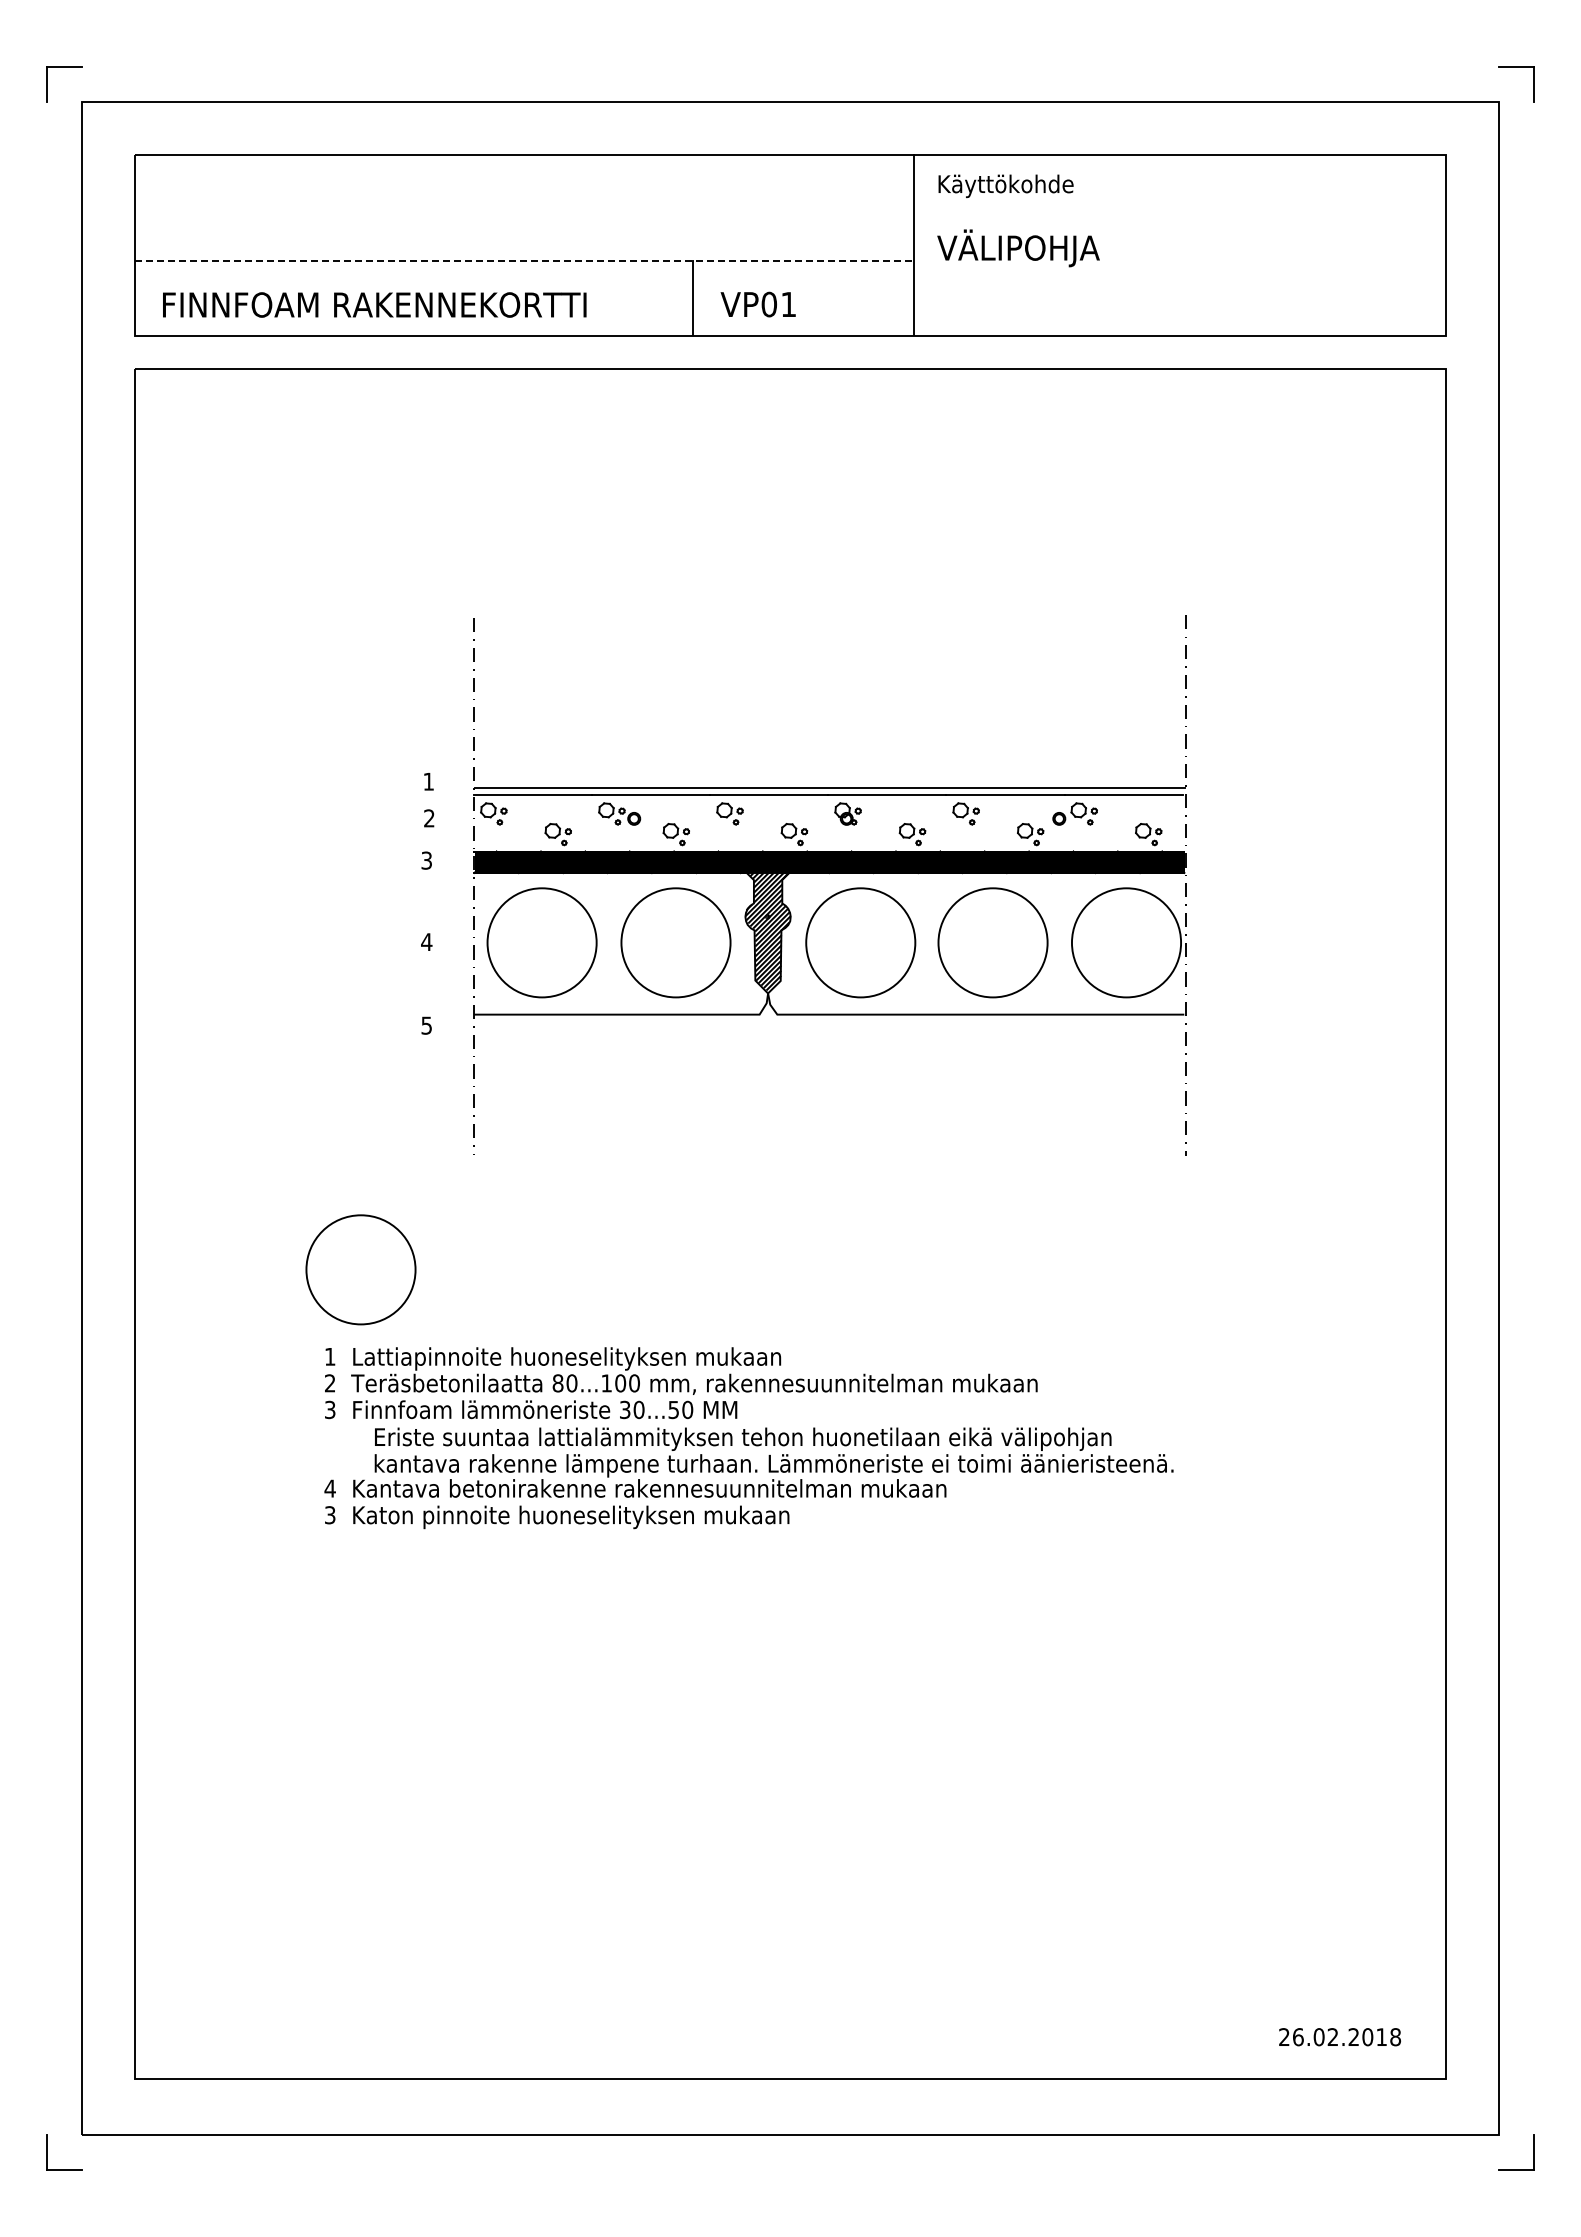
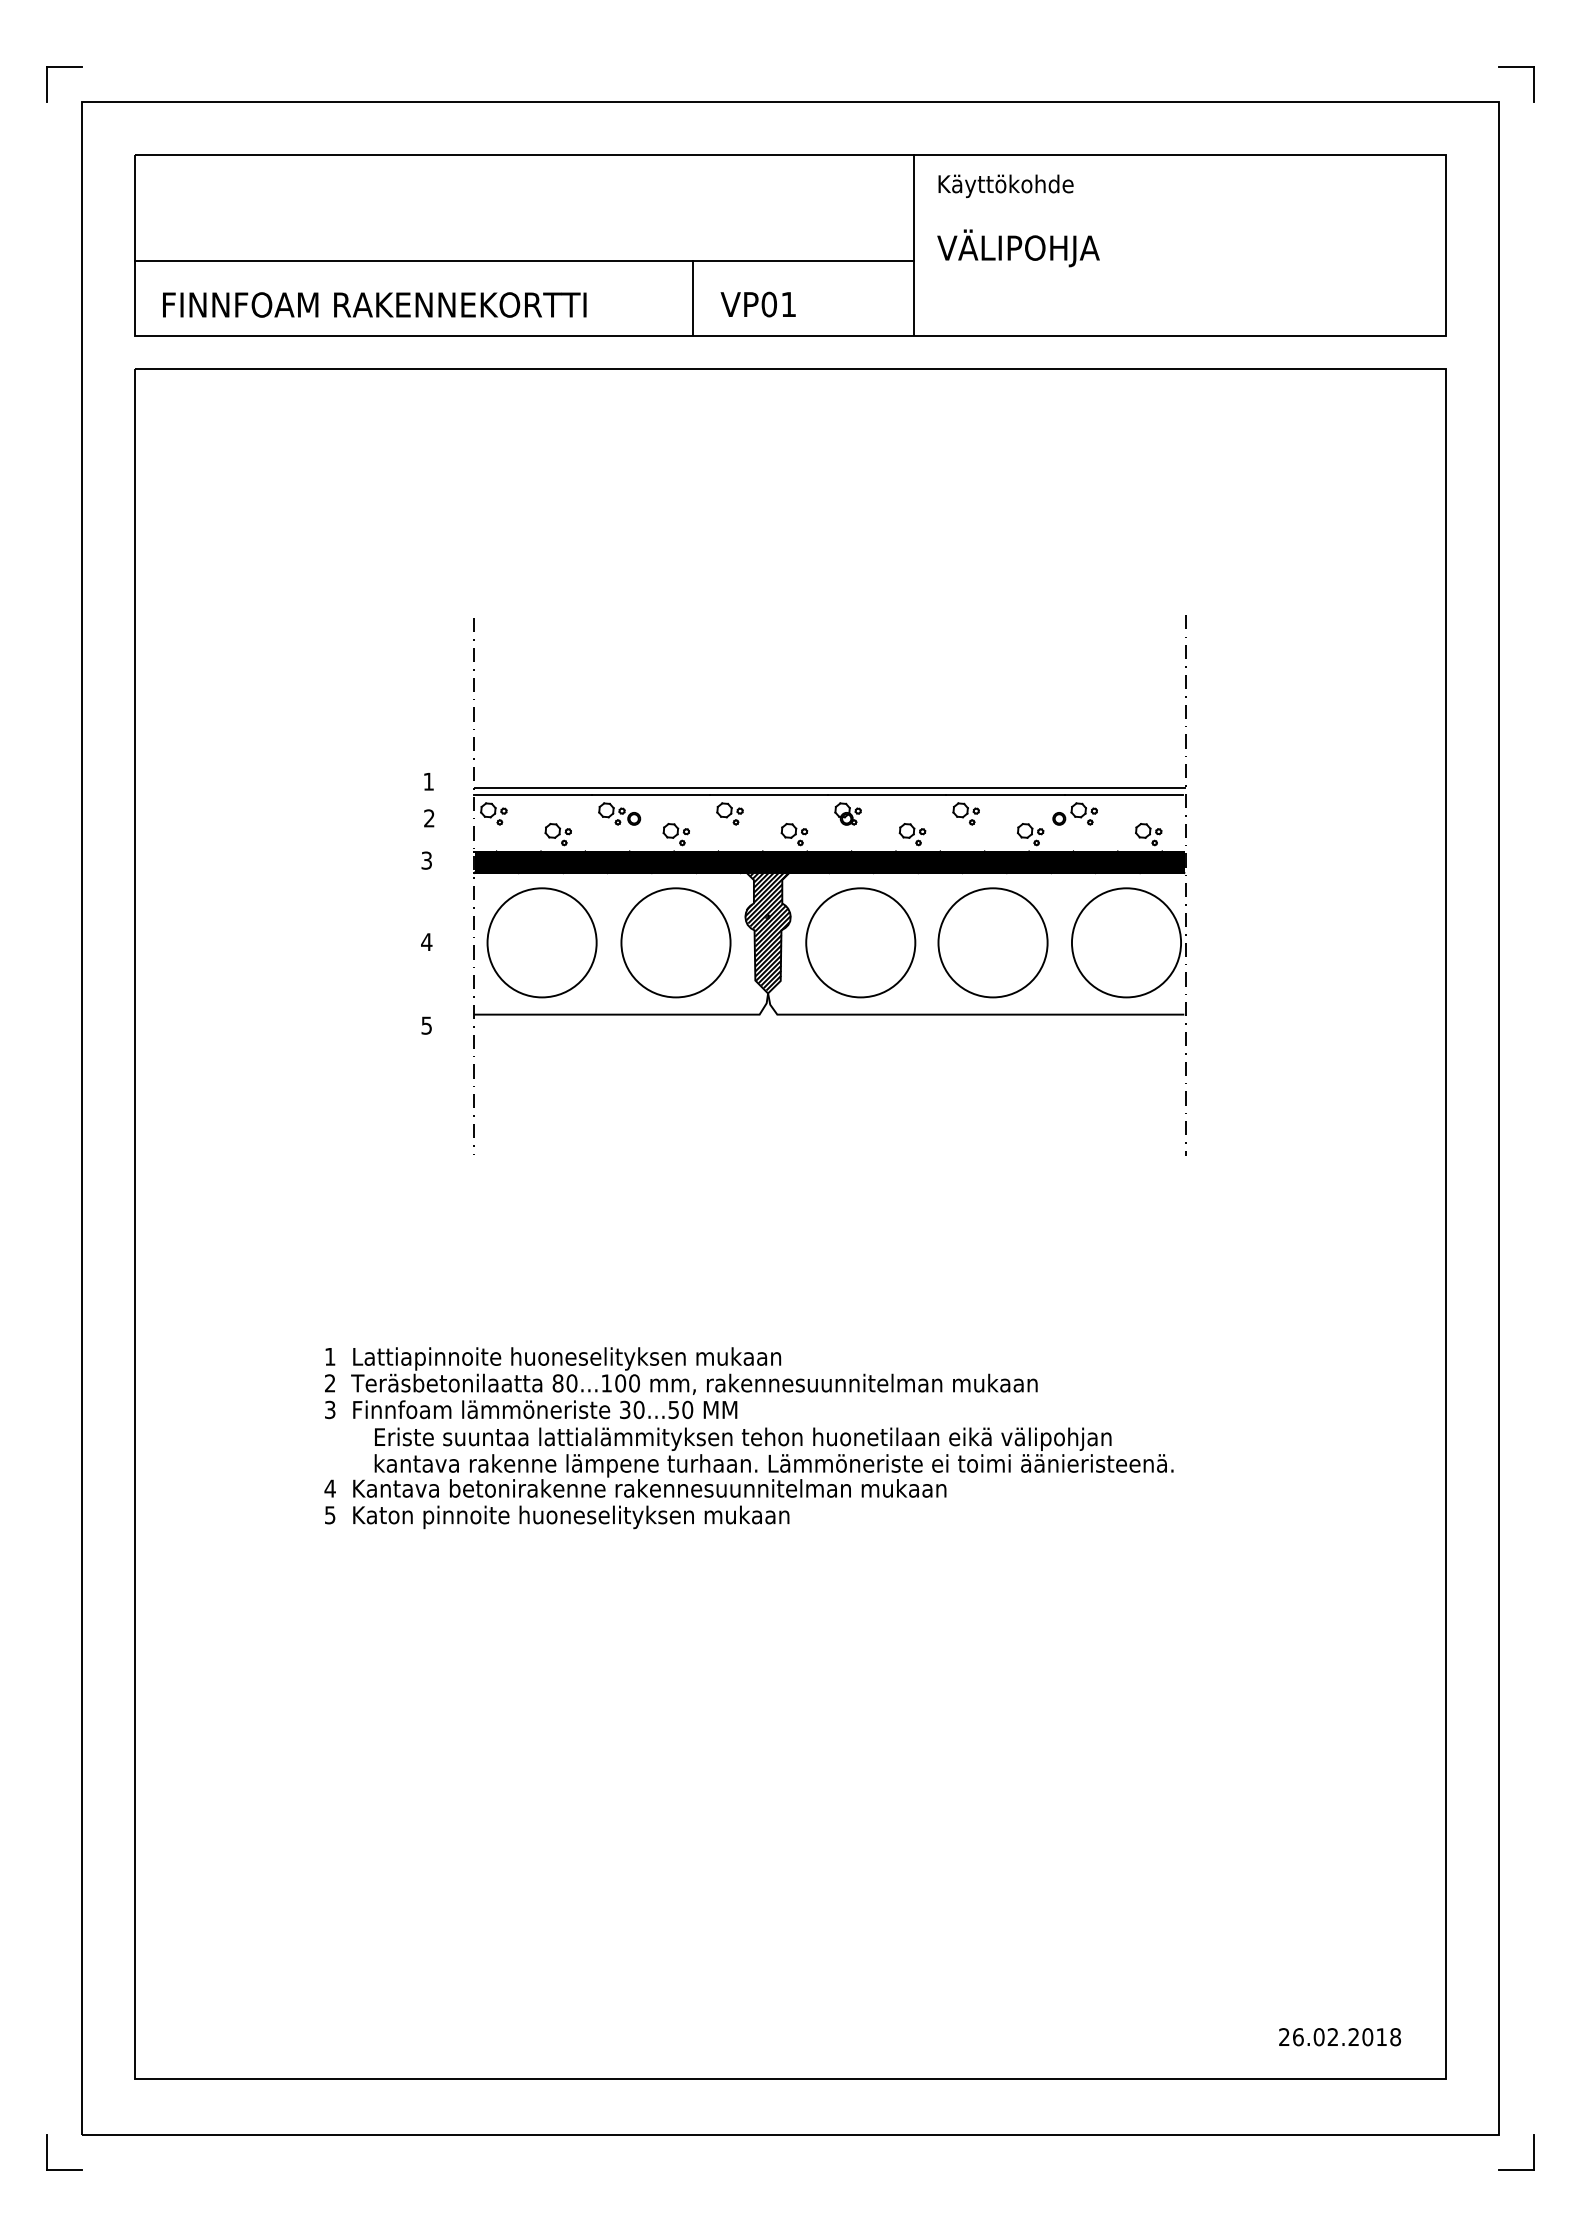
line: dashed -> solid (525, 261)
circle: present -> none (360, 1269)
text: 3 -> 5 (330, 1514)
